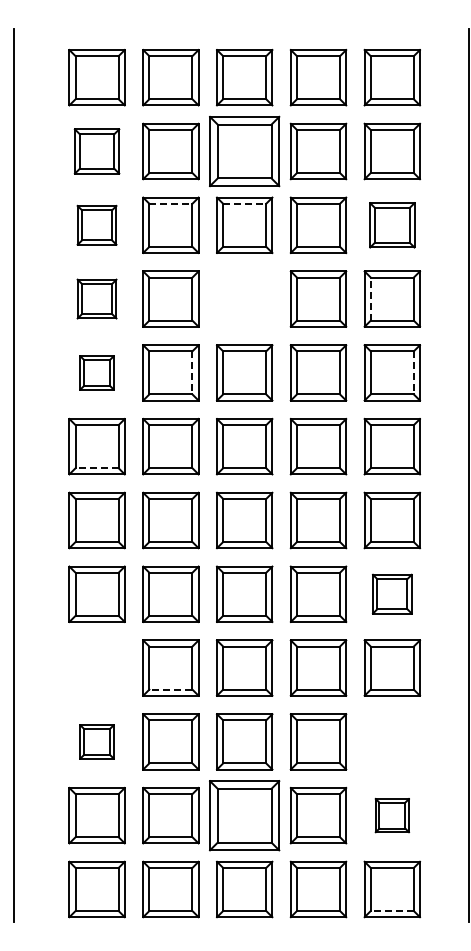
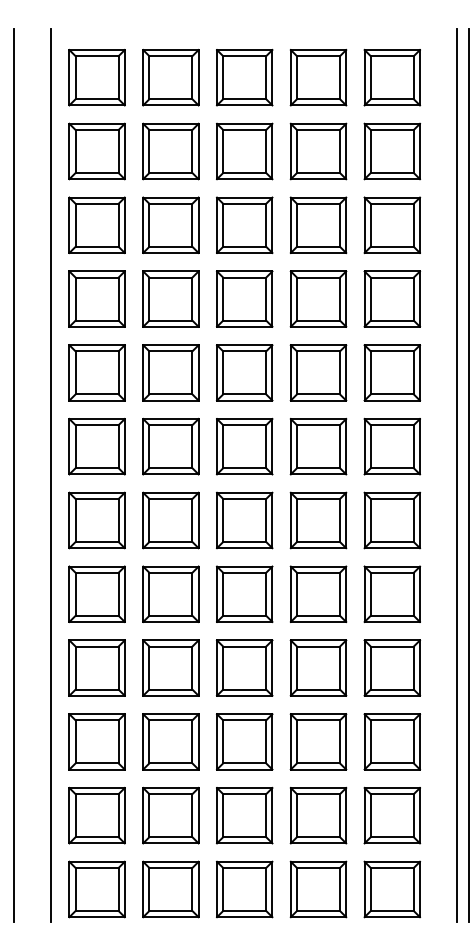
part size: 48x47 px -> 58x59 px (96, 151)
part size: 72x73 px -> 58x59 px (244, 151)
line: dashed -> solid (170, 203)
line: dashed -> solid (244, 203)
part size: 42x42 px -> 58x59 px (96, 225)
part size: 47x47 px -> 59x59 px (392, 225)
part size: 42x42 px -> 58x58 px (96, 298)
part: none -> present (244, 298)
line: dashed -> solid (370, 299)
part size: 36x36 px -> 58x58 px (96, 372)
line: dashed -> solid (192, 372)
line: dashed -> solid (413, 372)
line: dashed -> solid (97, 468)
line: none -> present (51, 475)
line: none -> present (456, 475)
part size: 41x42 px -> 59x58 px (392, 593)
part: none -> present (96, 667)
line: dashed -> solid (170, 689)
part size: 36x36 px -> 58x58 px (96, 741)
part: none -> present (392, 741)
part size: 72x72 px -> 58x59 px (244, 815)
part size: 37x36 px -> 59x59 px (392, 815)
line: dashed -> solid (392, 911)
